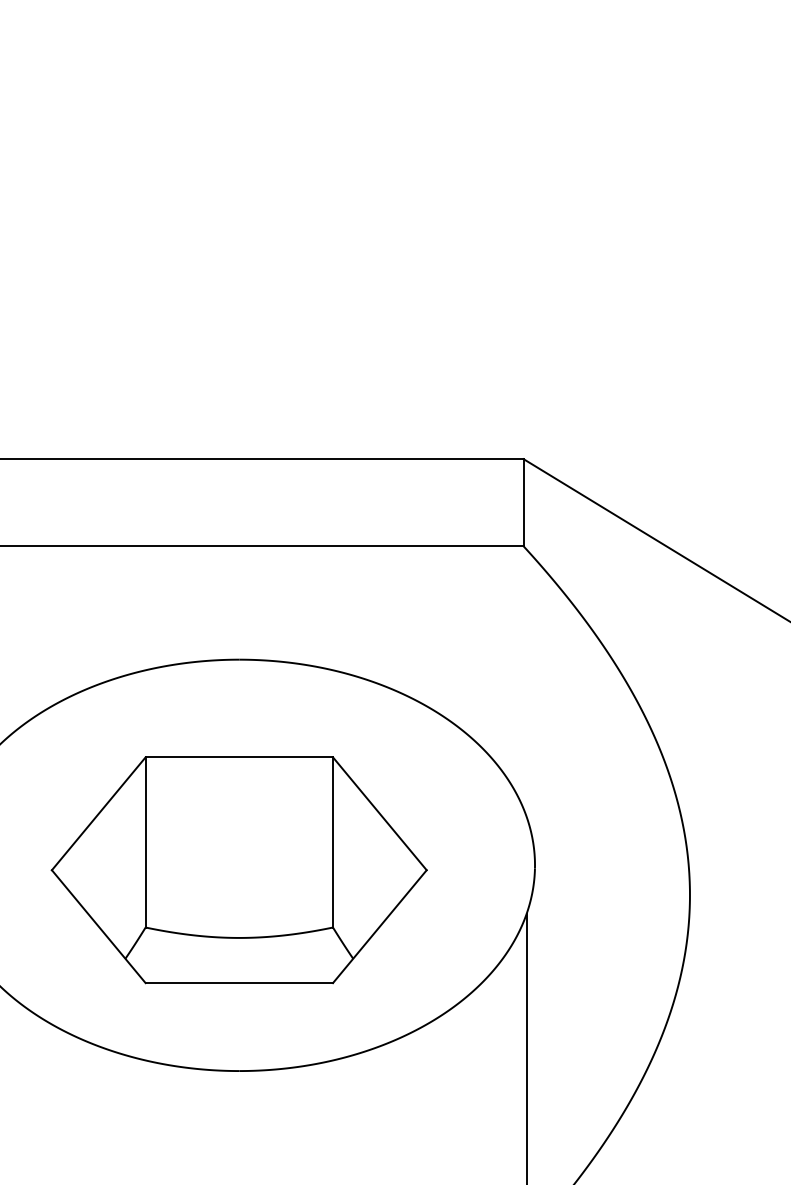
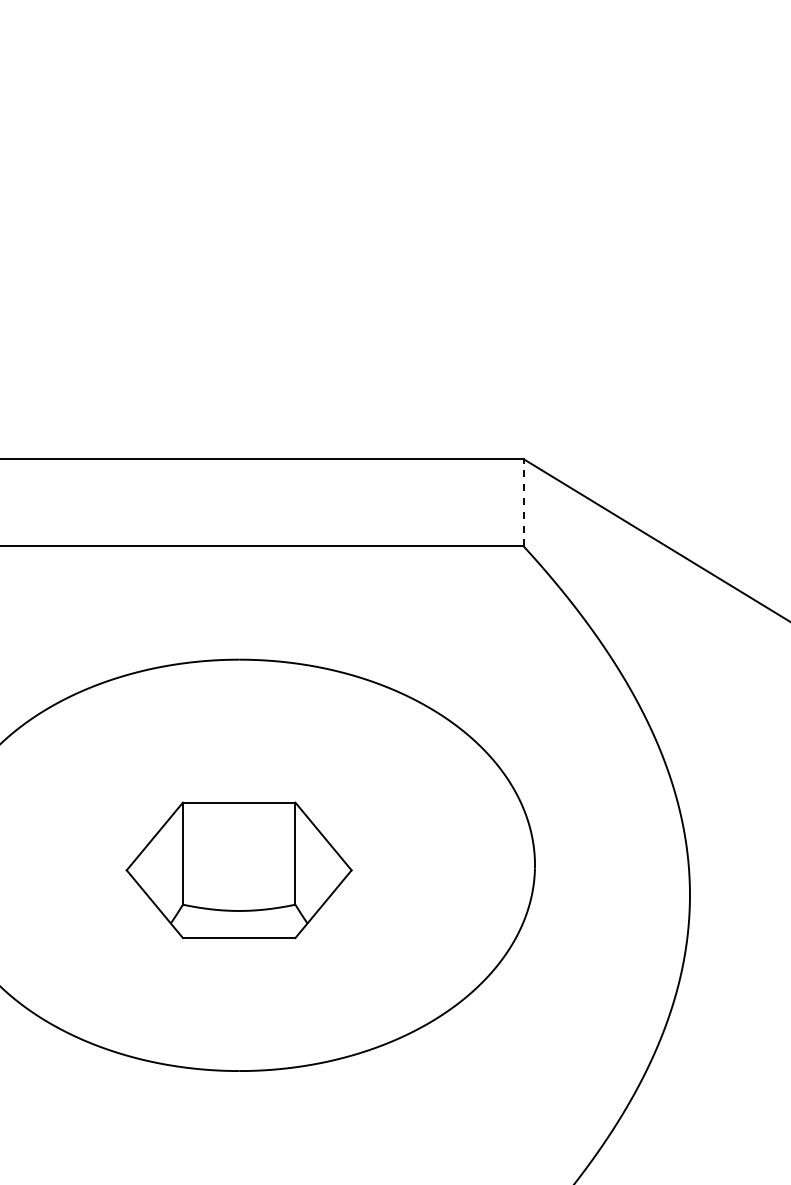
line: solid -> dashed (523, 502)
part size: 378x229 px -> 228x139 px (238, 870)
line: present -> none (526, 1046)
